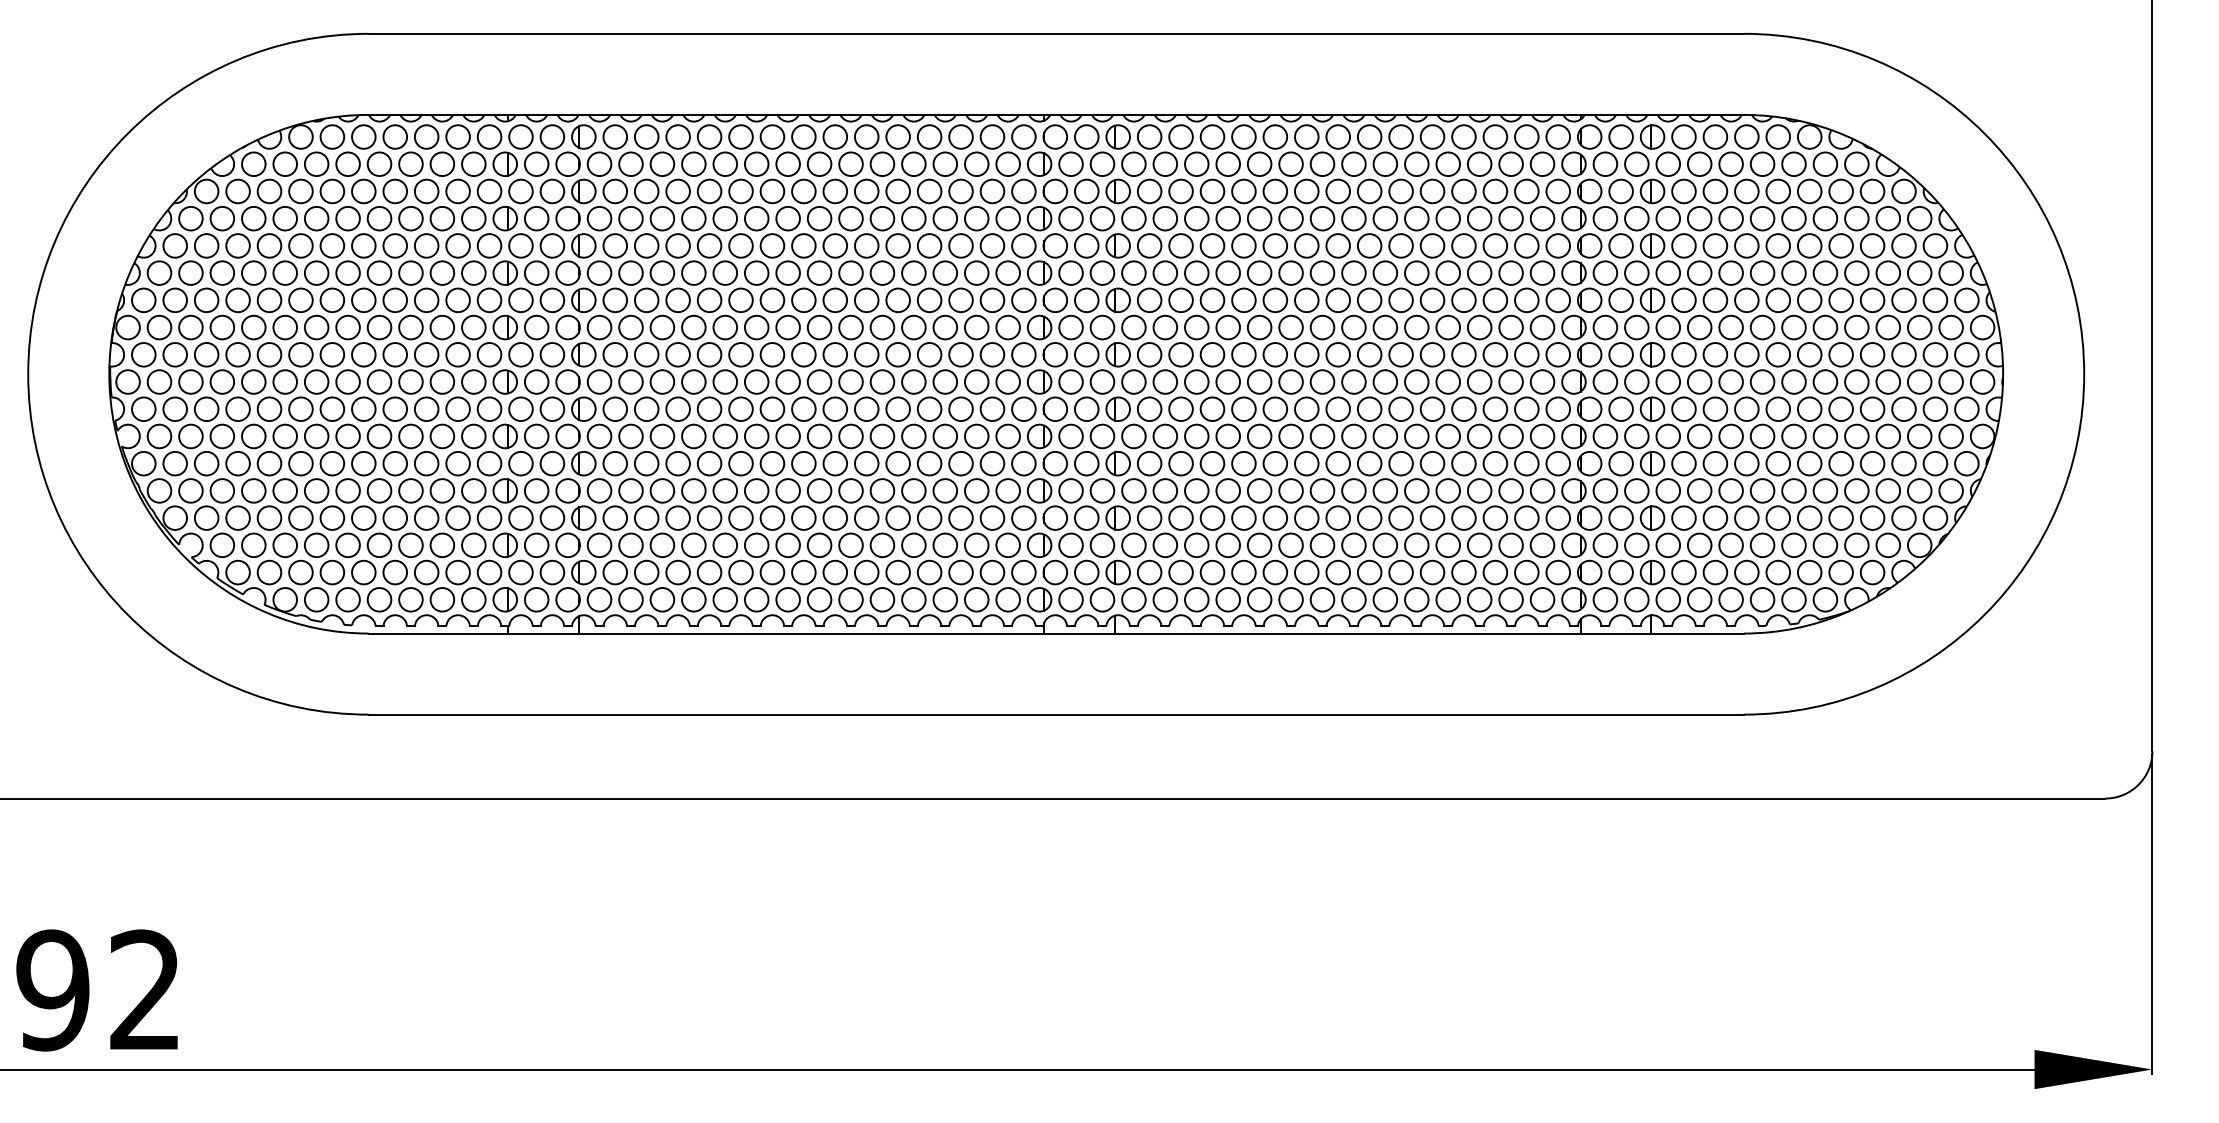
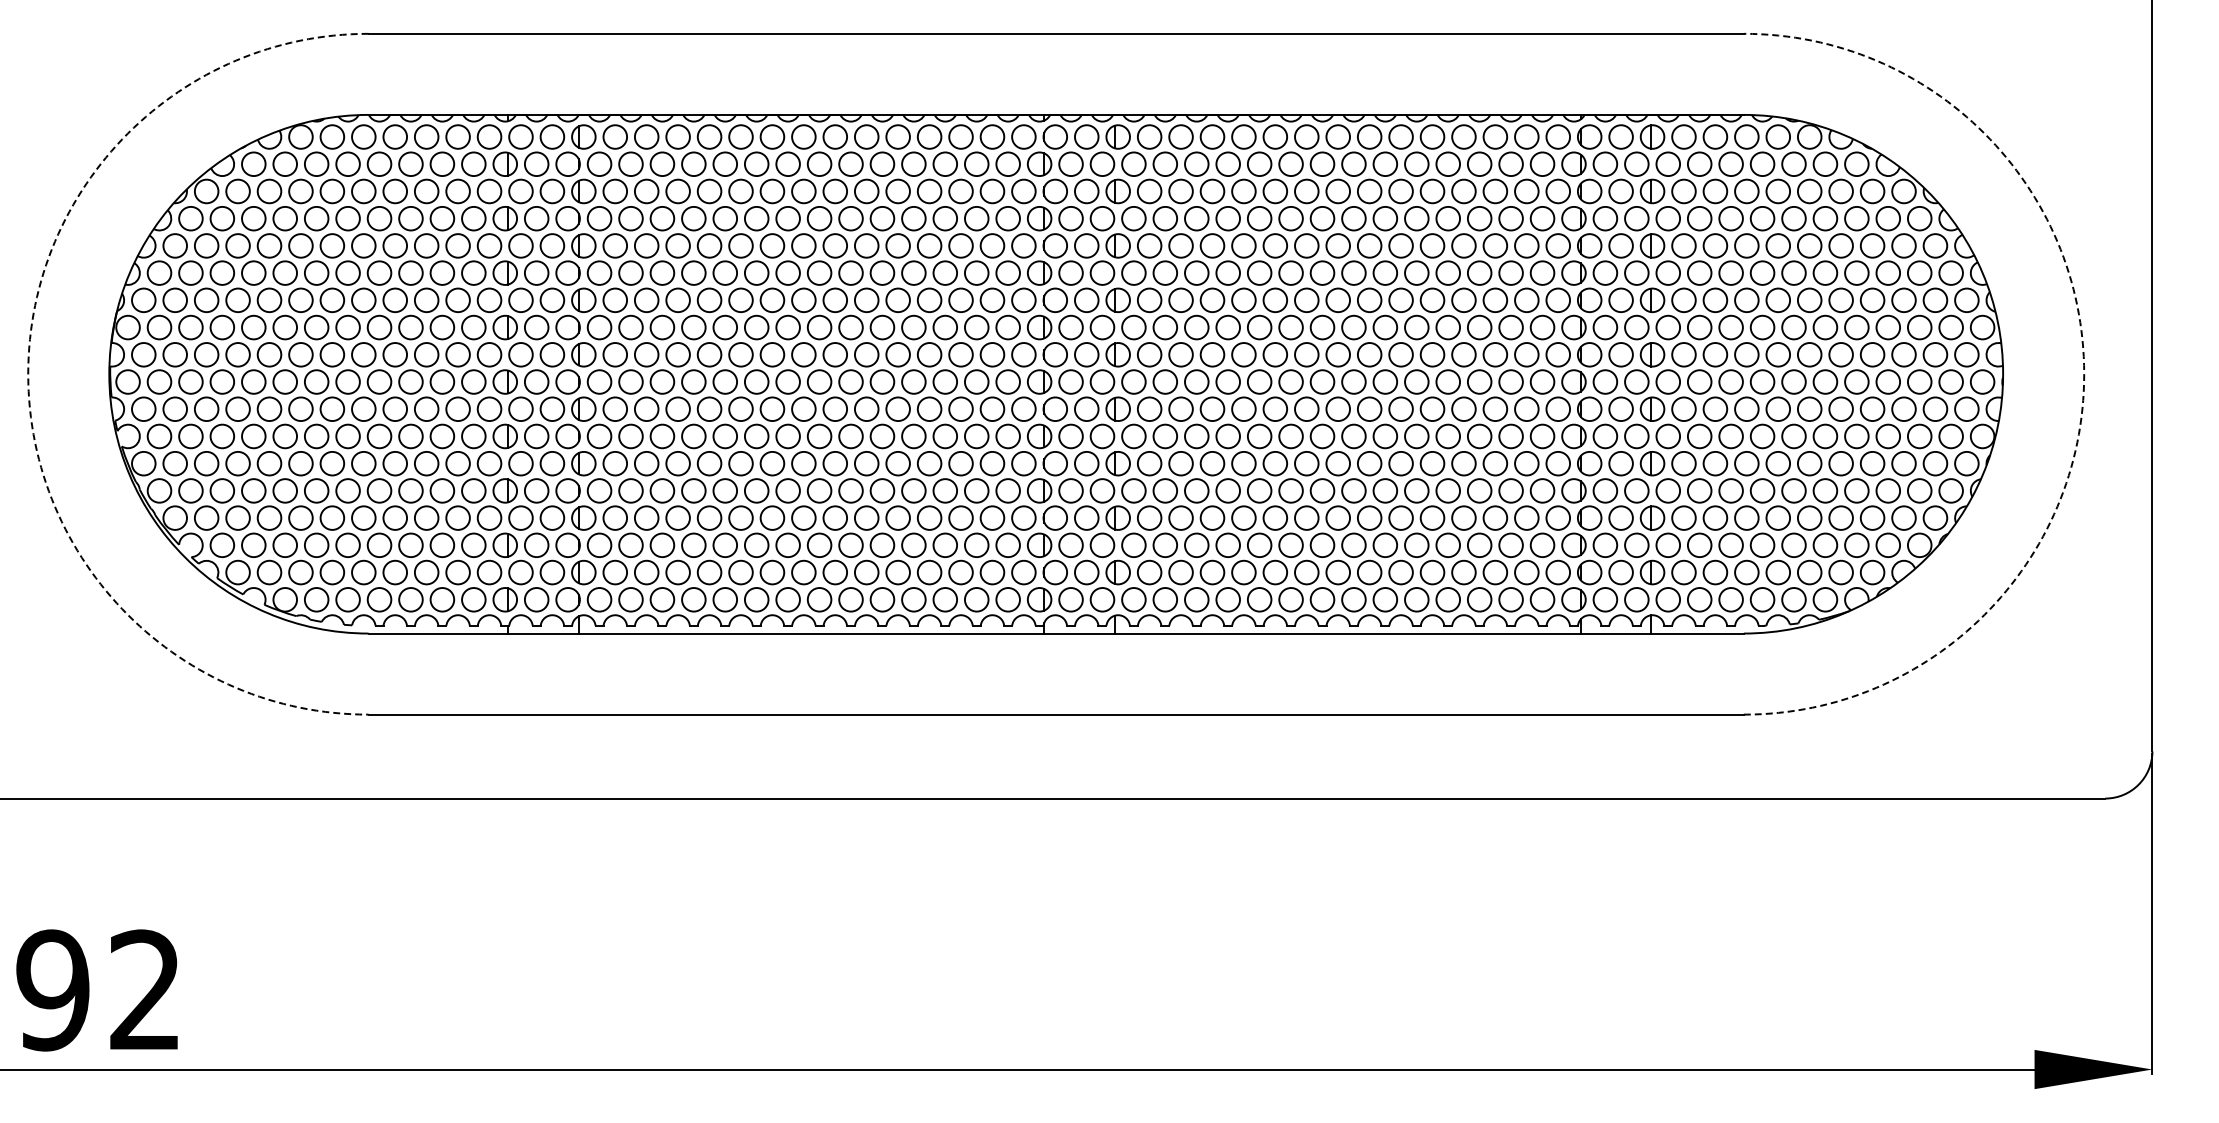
arc: solid -> dashed (28, 374)
arc: solid -> dashed (2084, 374)
